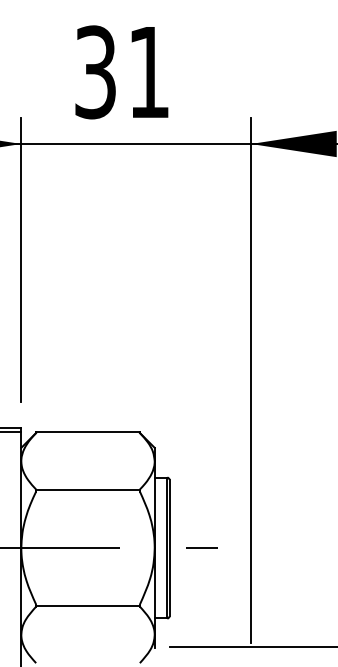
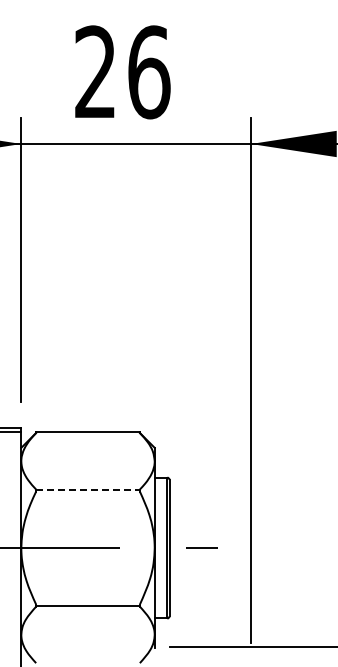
text: 31 -> 26 (122, 72)
line: solid -> dashed (88, 490)
